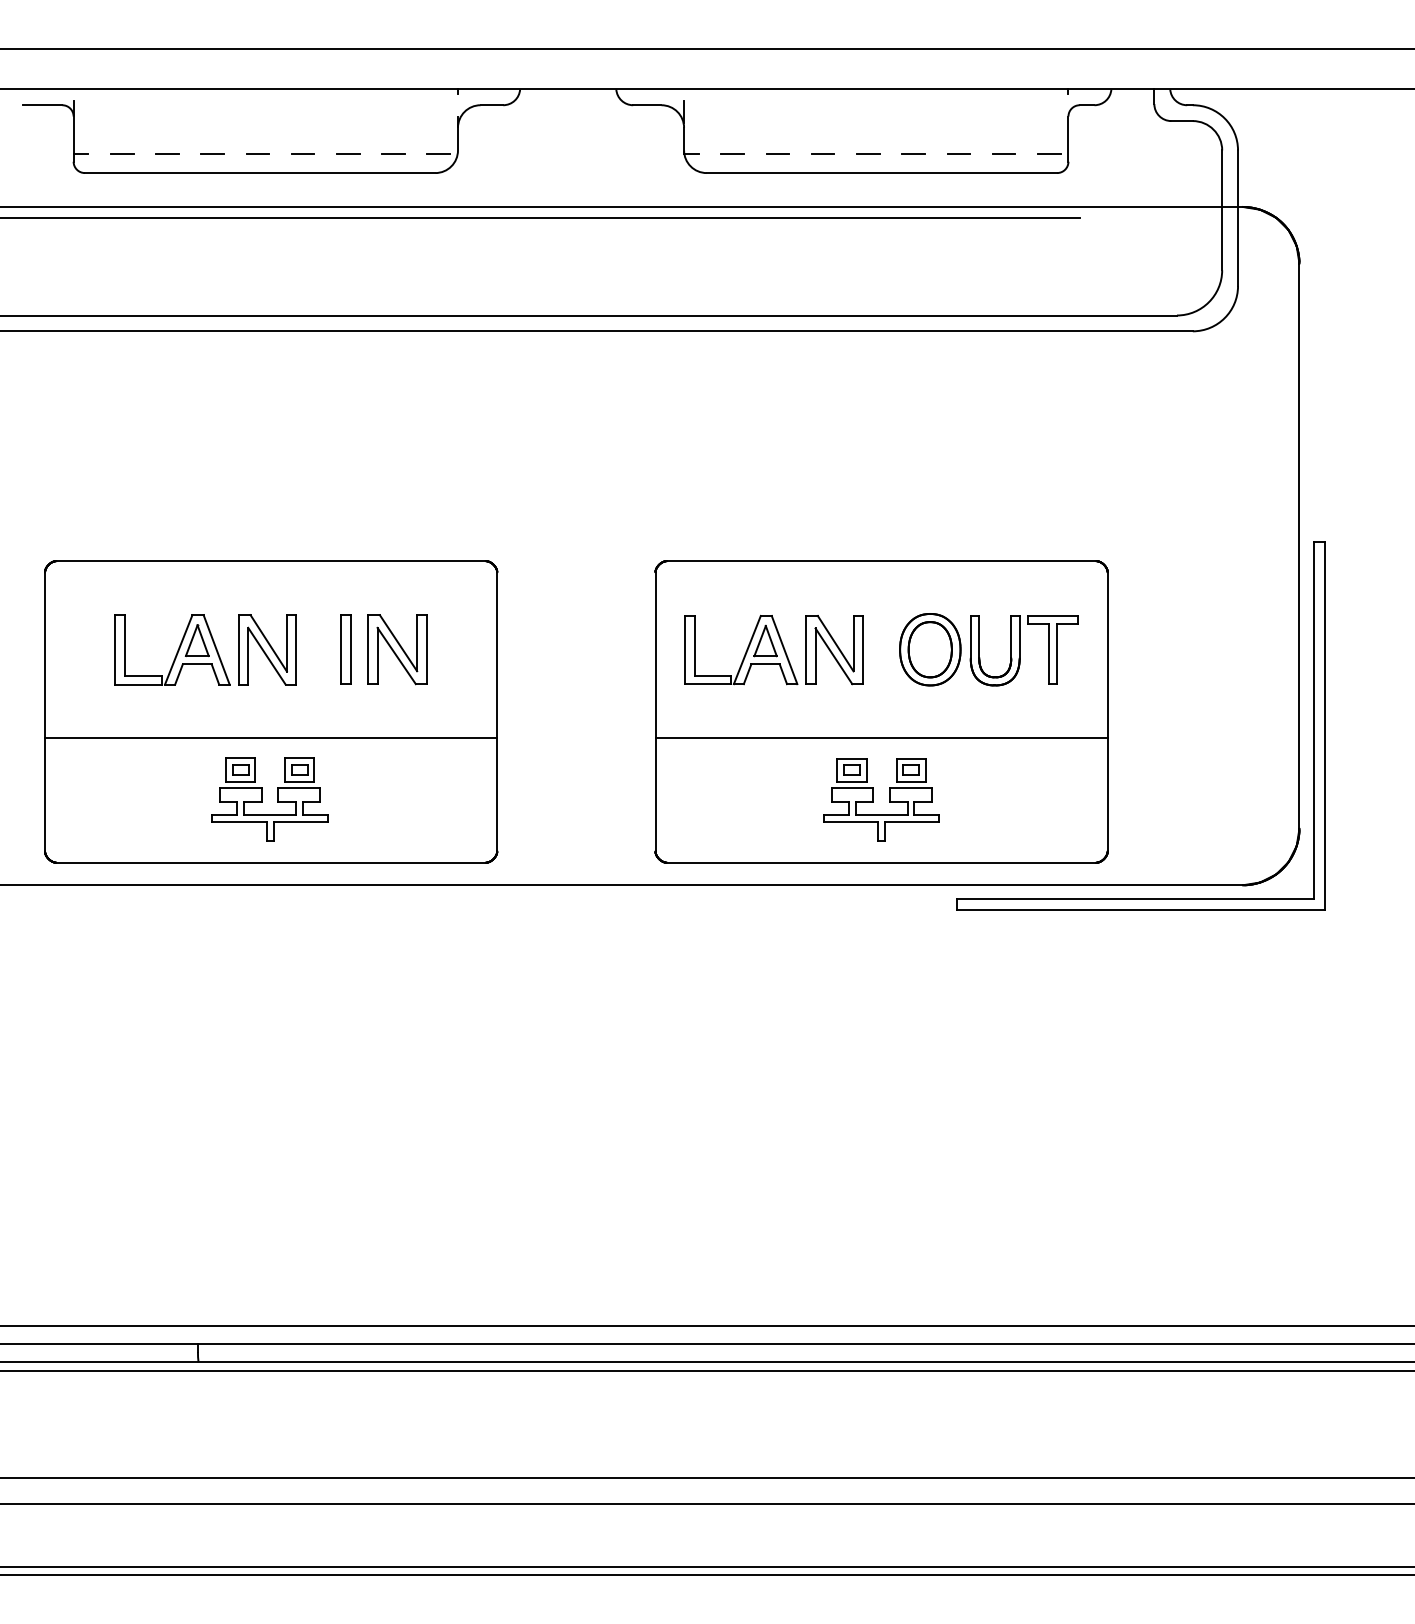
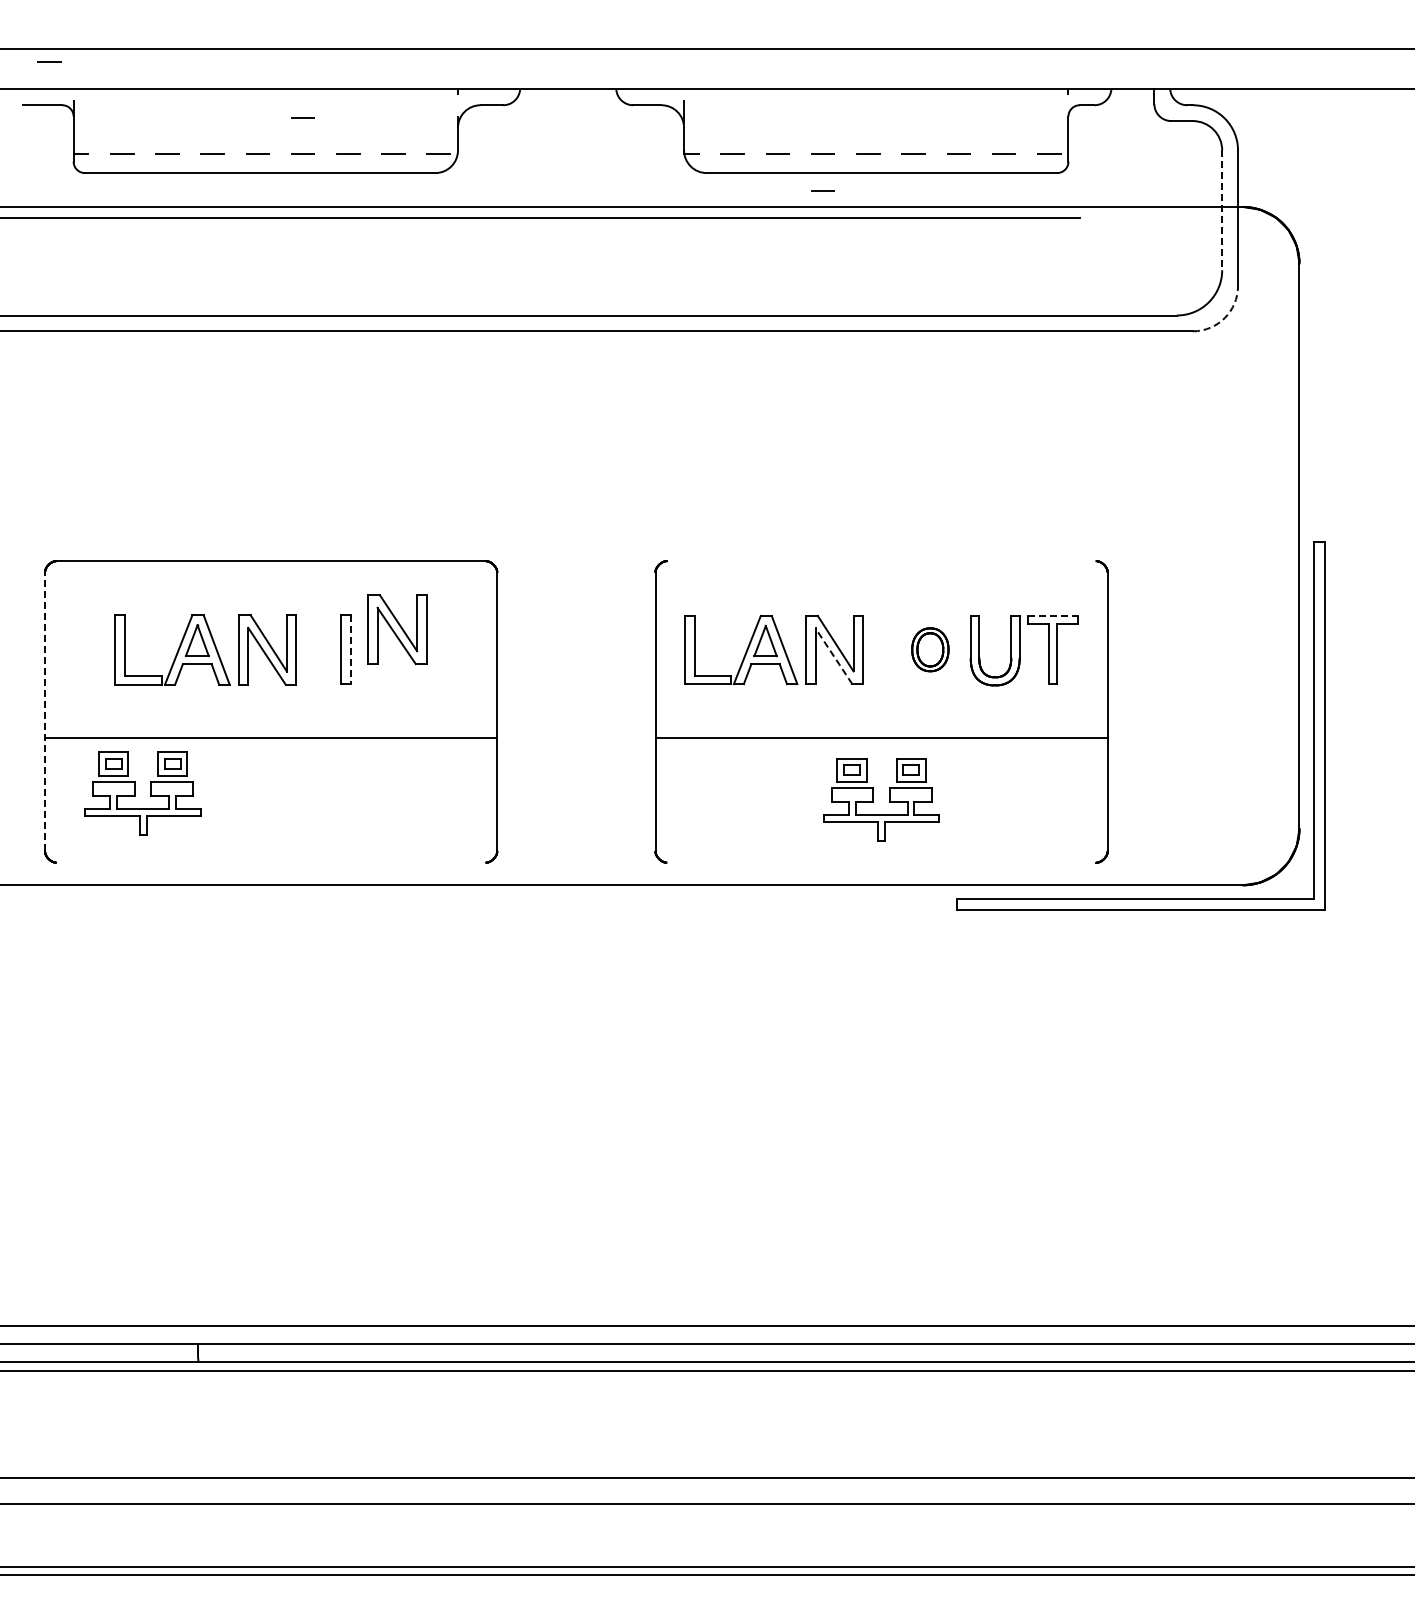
line: none -> present (49, 61)
line: none -> present (302, 117)
line: none -> present (822, 190)
line: solid -> dashed (1222, 210)
arc: solid -> dashed (1224, 318)
line: present -> none (881, 561)
line: solid -> dashed (1053, 615)
part position: (397, 649) -> (397, 629) (397, 629)
part size: 63x74 px -> 39x46 px (930, 649)
line: solid -> dashed (350, 650)
line: solid -> dashed (833, 655)
line: solid -> dashed (45, 711)
part position: (262, 799) -> (135, 793) (135, 793)
line: present -> none (270, 862)
line: present -> none (881, 862)
